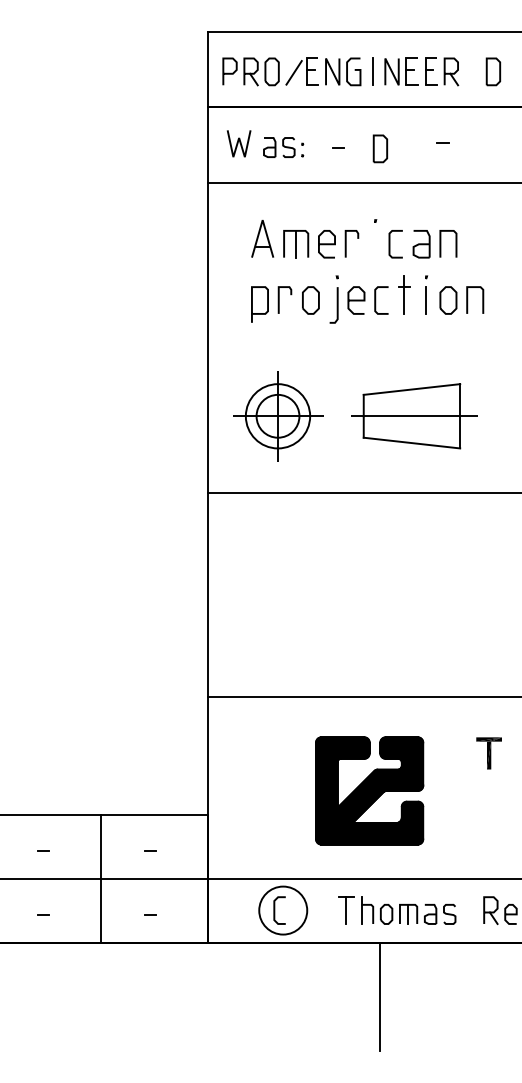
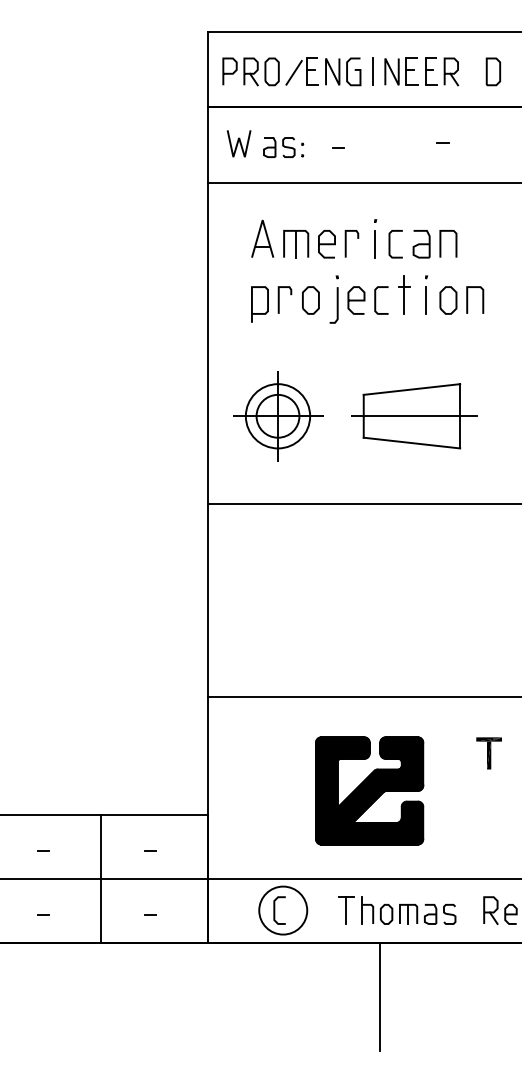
part: present -> none (380, 148)
line: none -> present (375, 243)
line position: (363, 492) -> (363, 503) (363, 503)
